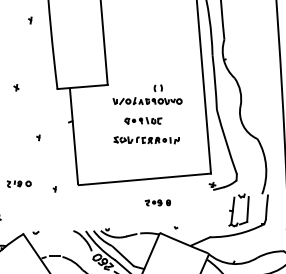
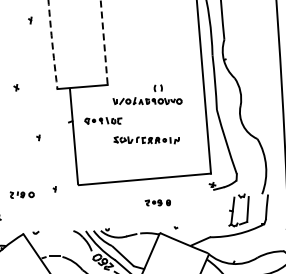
line: solid -> dashed (104, 43)
arc: solid -> dashed (52, 45)
part position: (143, 120) -> (103, 120) (103, 120)
part position: (18, 183) -> (21, 194) (21, 194)
